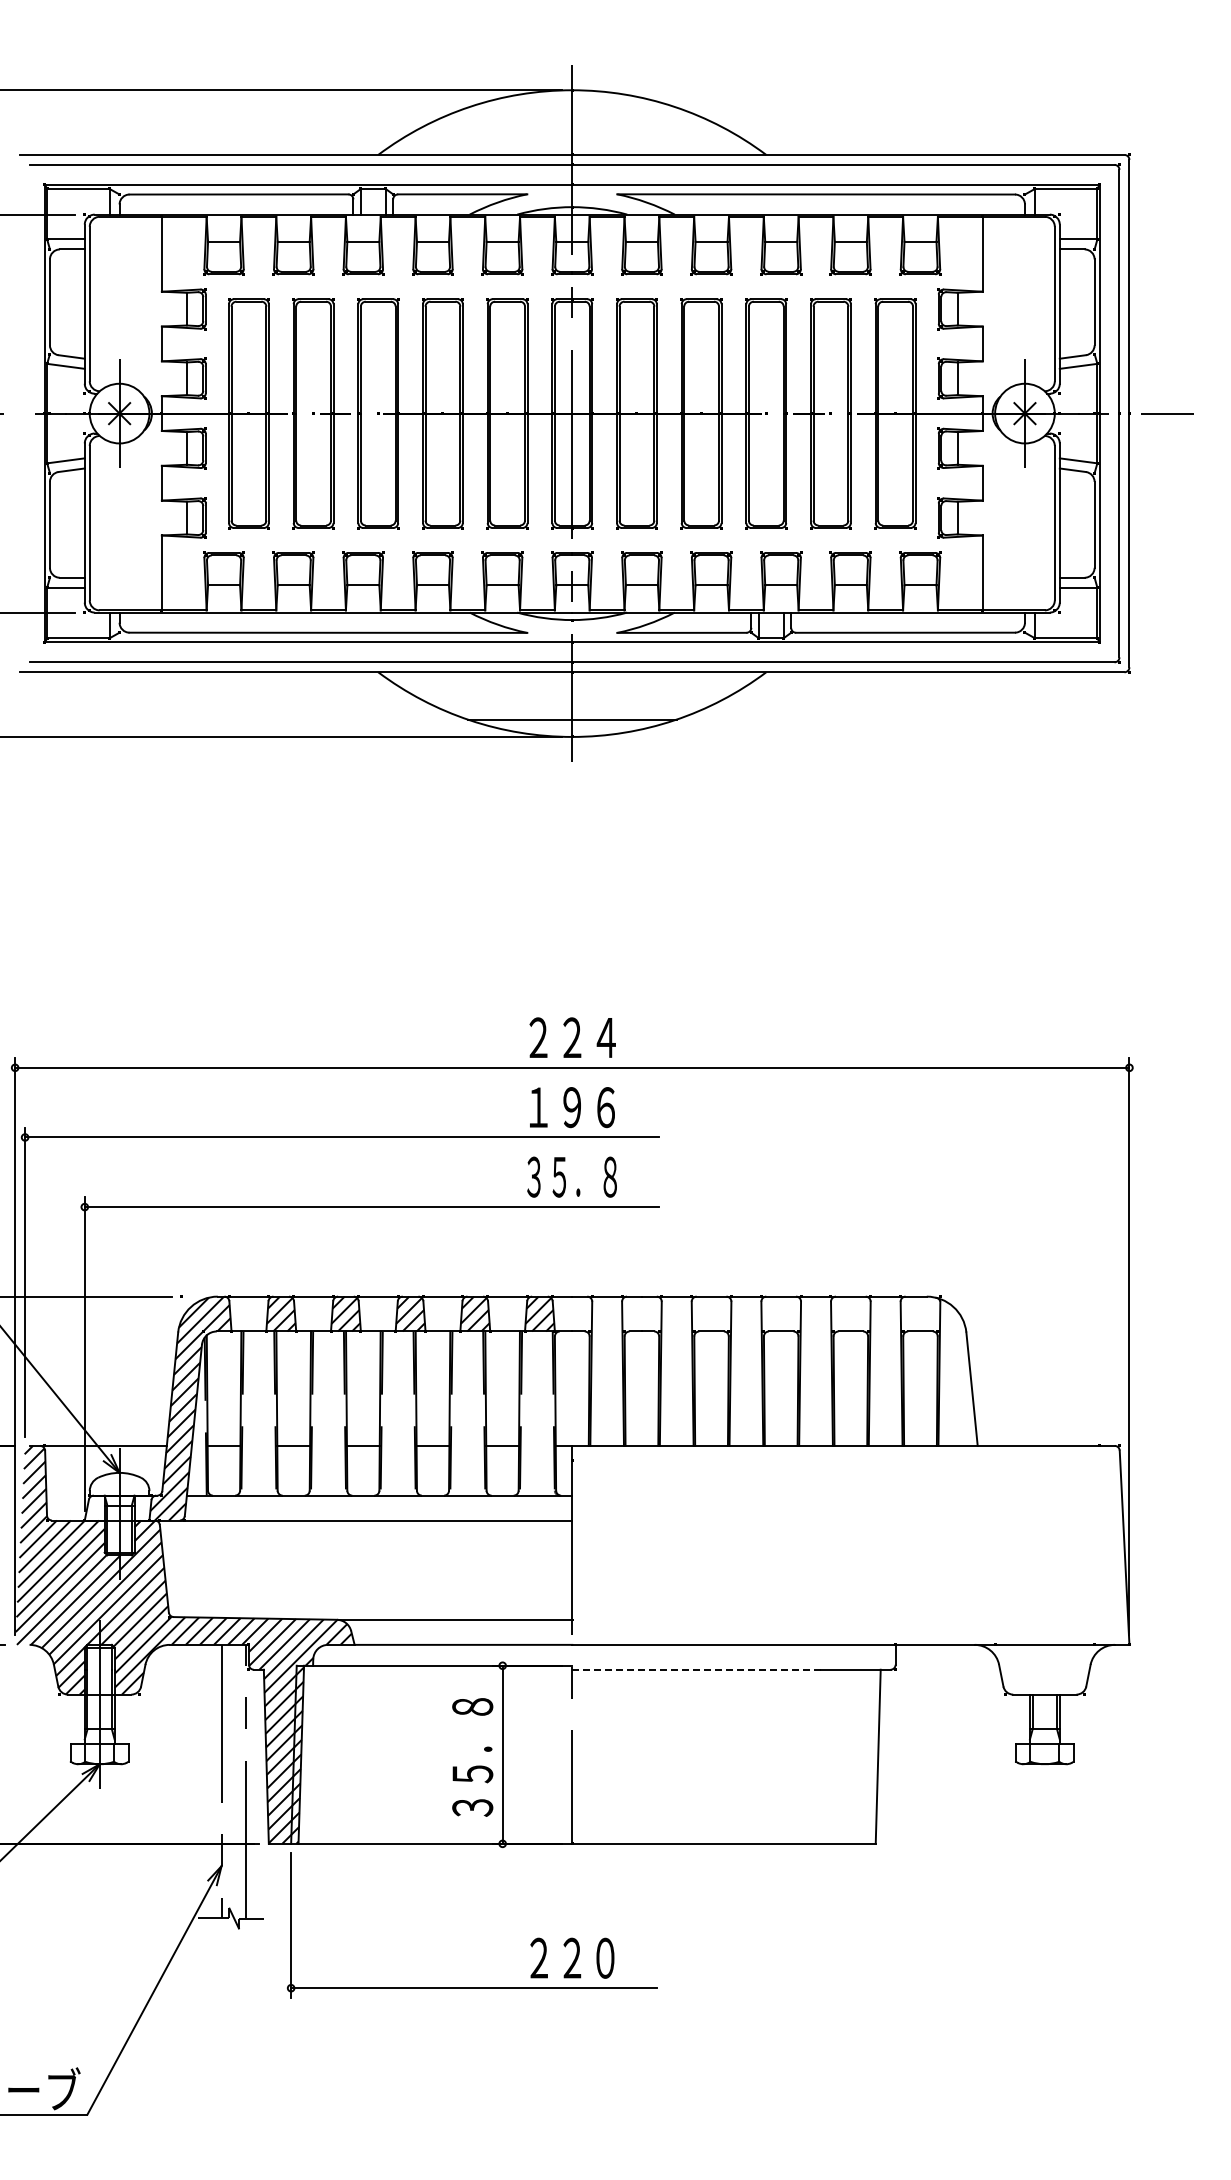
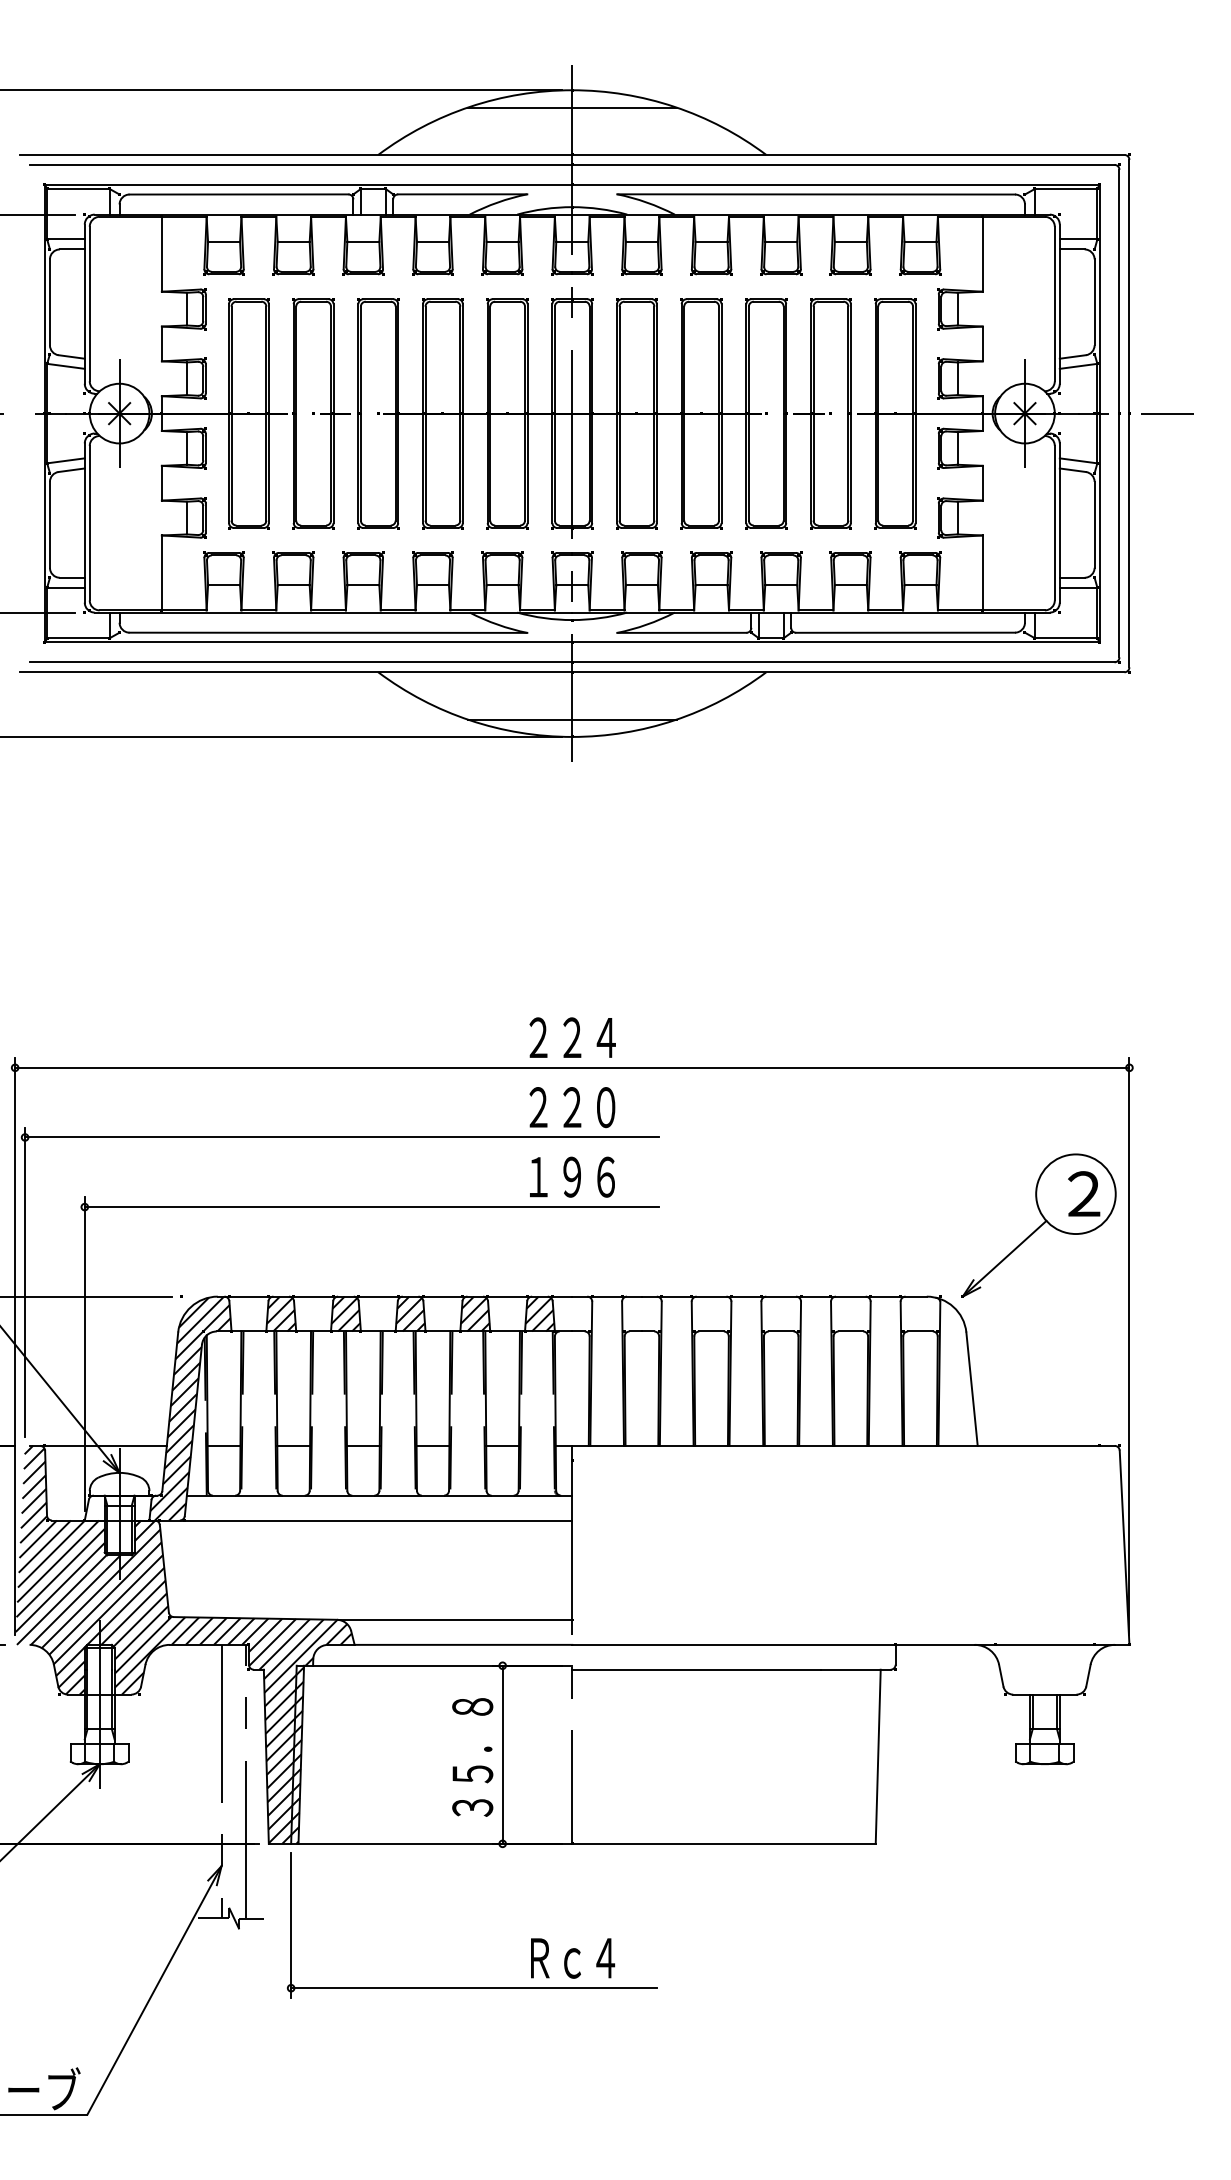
line: none -> present (571, 107)
text: １９６ -> ２２０ (572, 1107)
text: ３５．８ -> １９６ (571, 1176)
part: none -> present (1038, 1225)
line: dashed -> solid (696, 1669)
text: ２２０ -> Ｒｃ４ (572, 1957)
